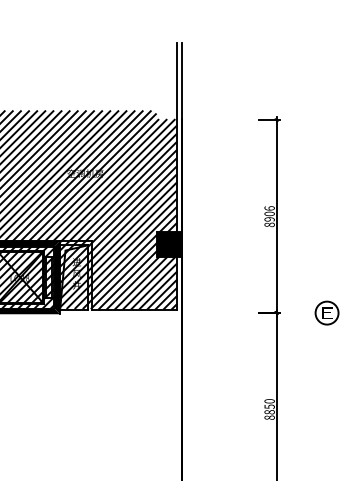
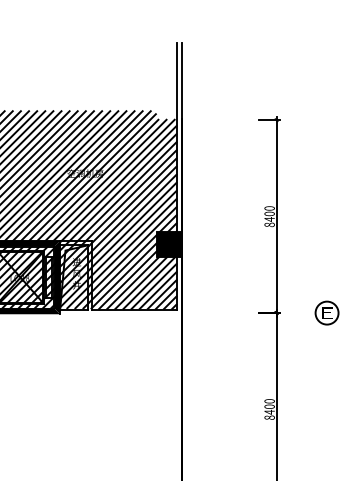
text: 8906 -> 8400 (269, 213)
text: 8850 -> 8400 (269, 409)
